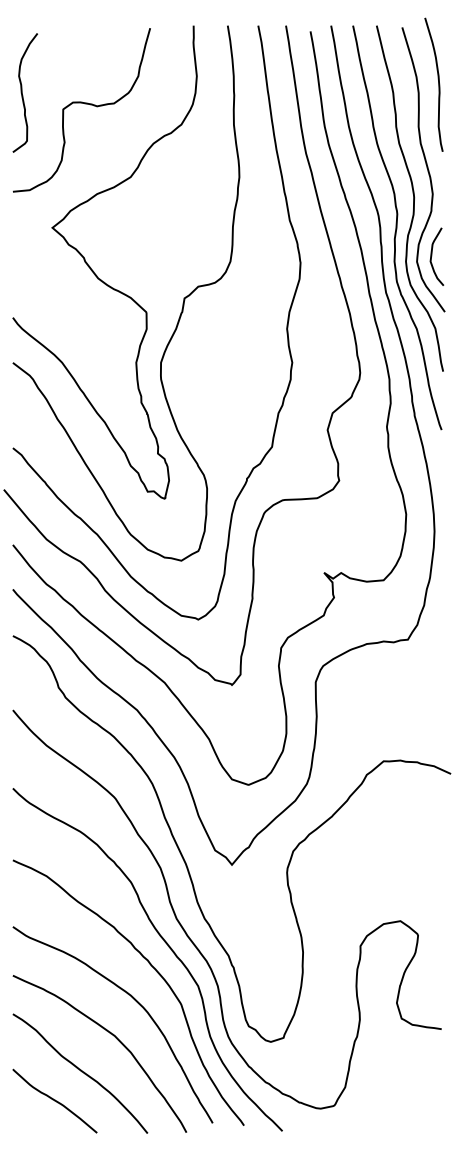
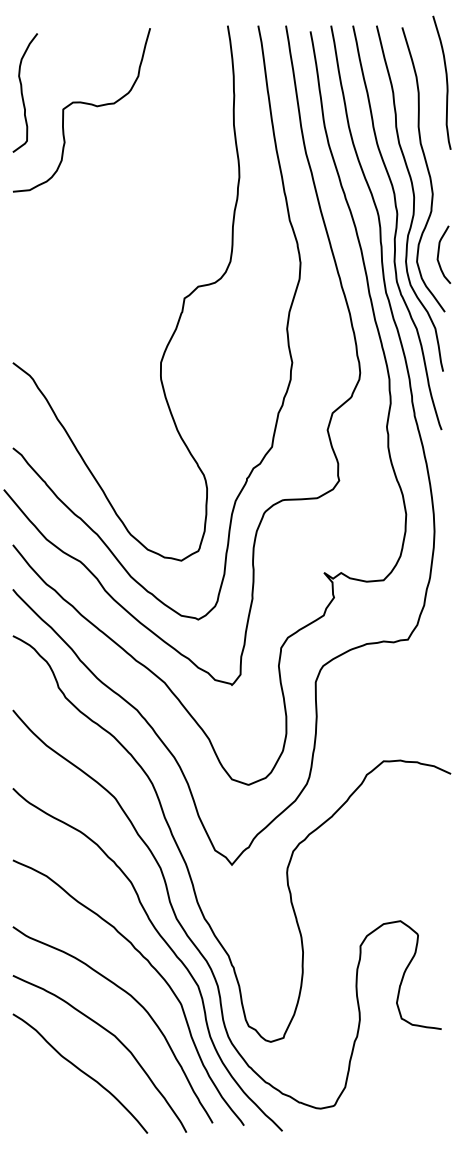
curve position: (438, 84) -> (446, 82) (446, 82)
curve position: (432, 256) -> (439, 254) (439, 254)
curve: present -> none (94, 271)
curve: present -> none (54, 1100)
